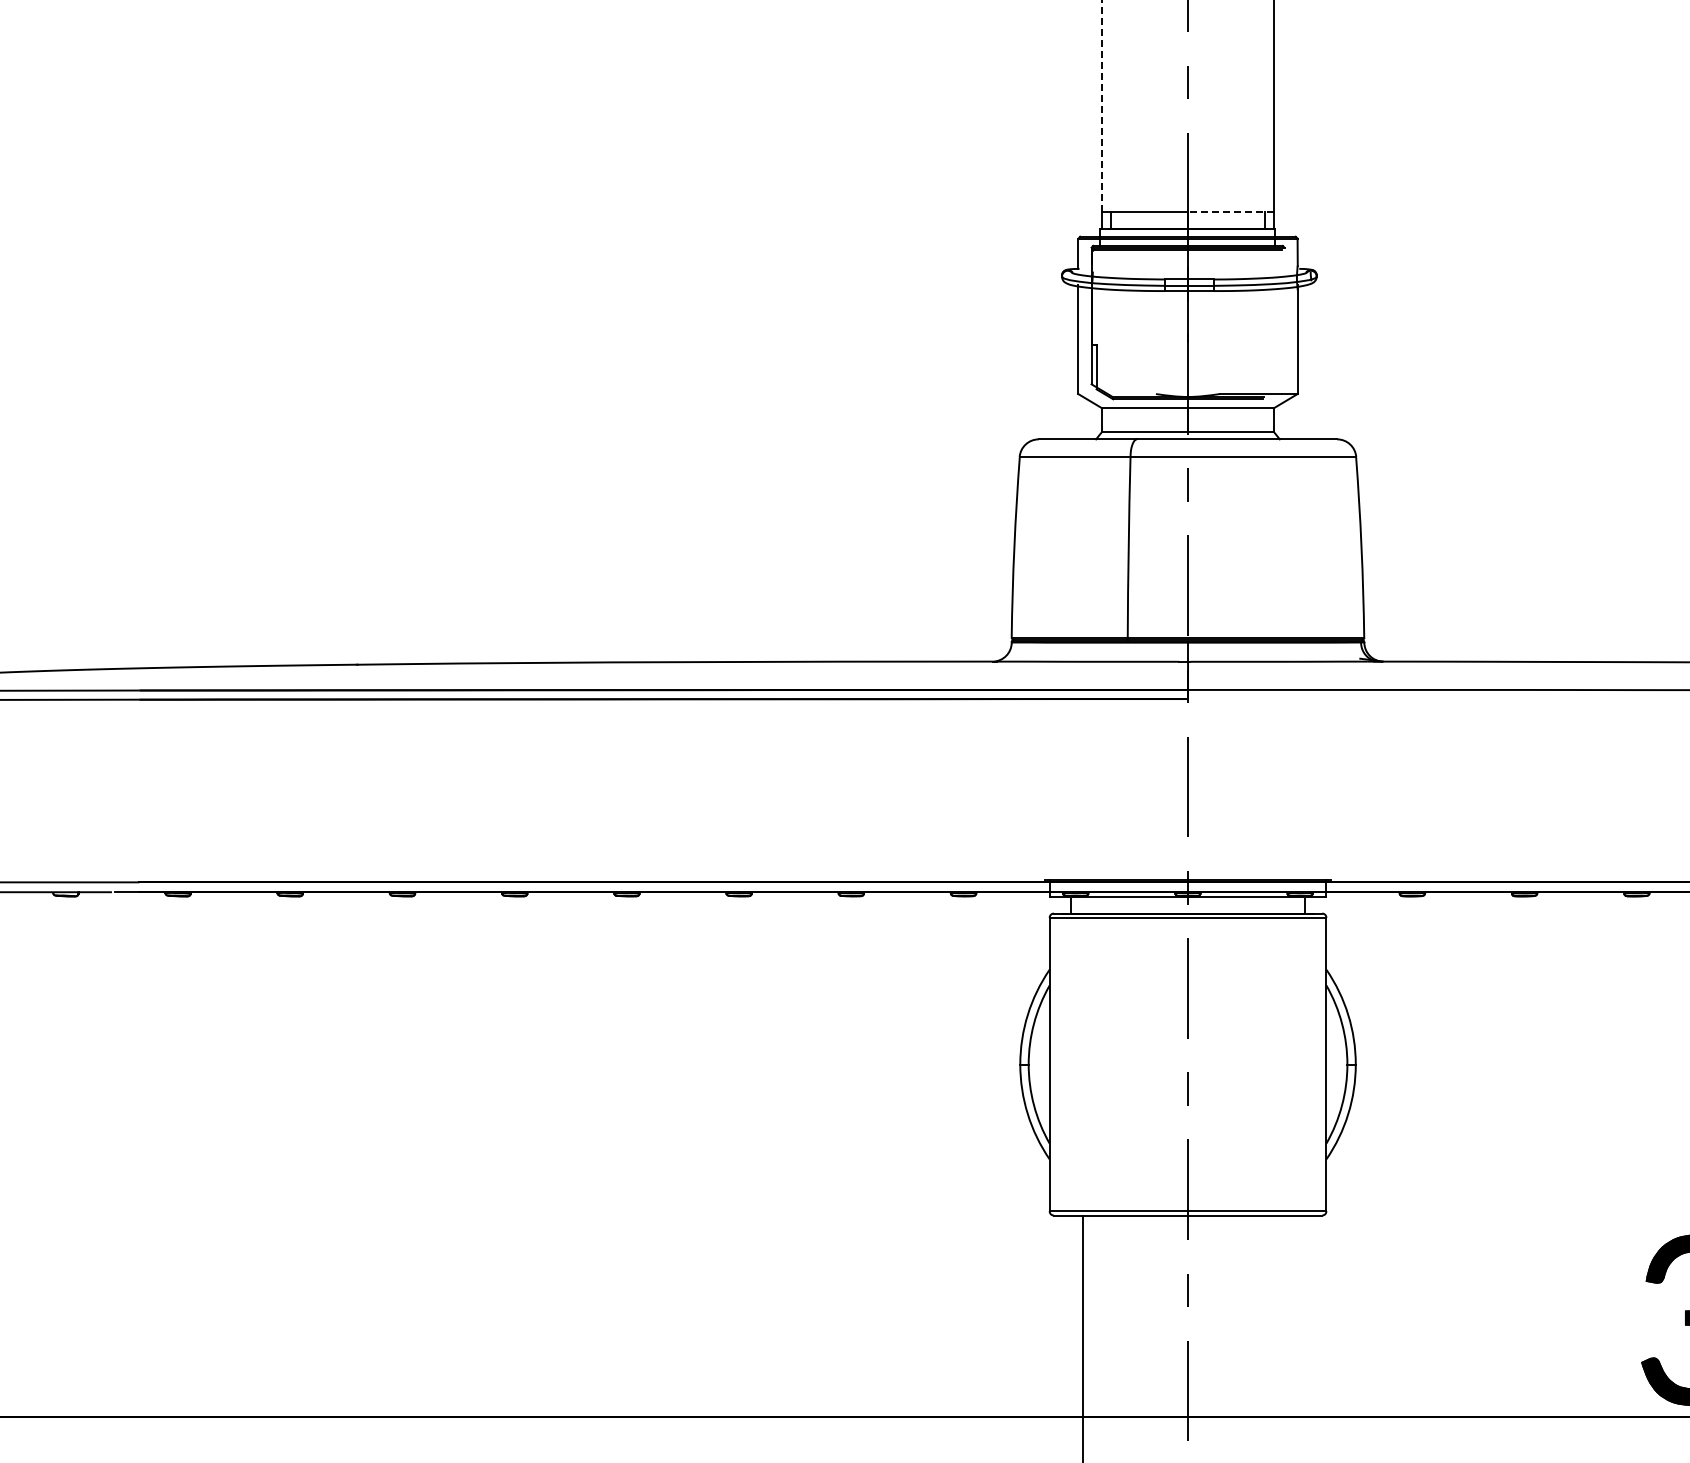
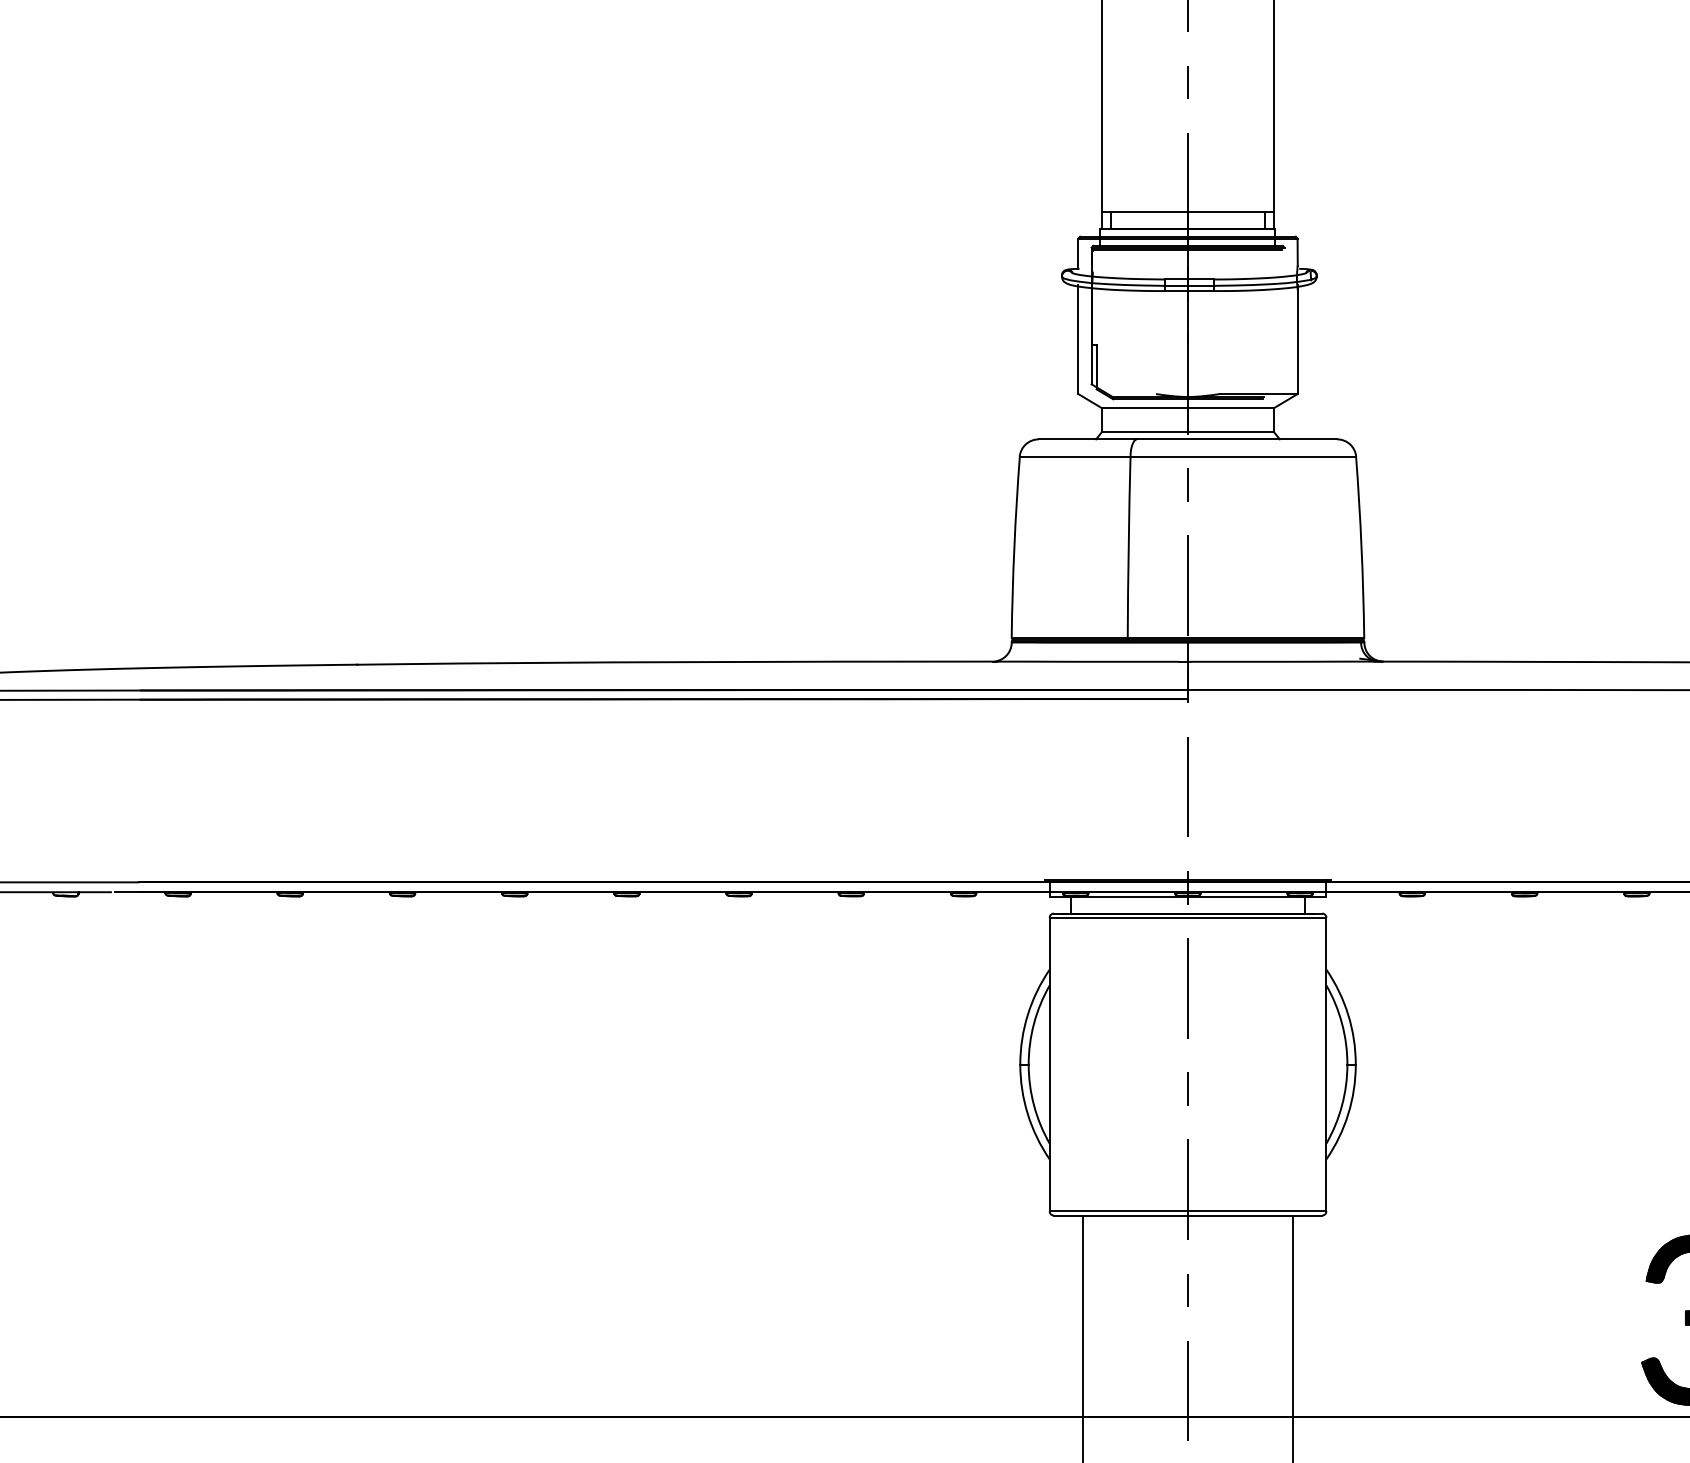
line: dashed -> solid (1101, 106)
line: dashed -> solid (1230, 212)
line: none -> present (1292, 1337)
